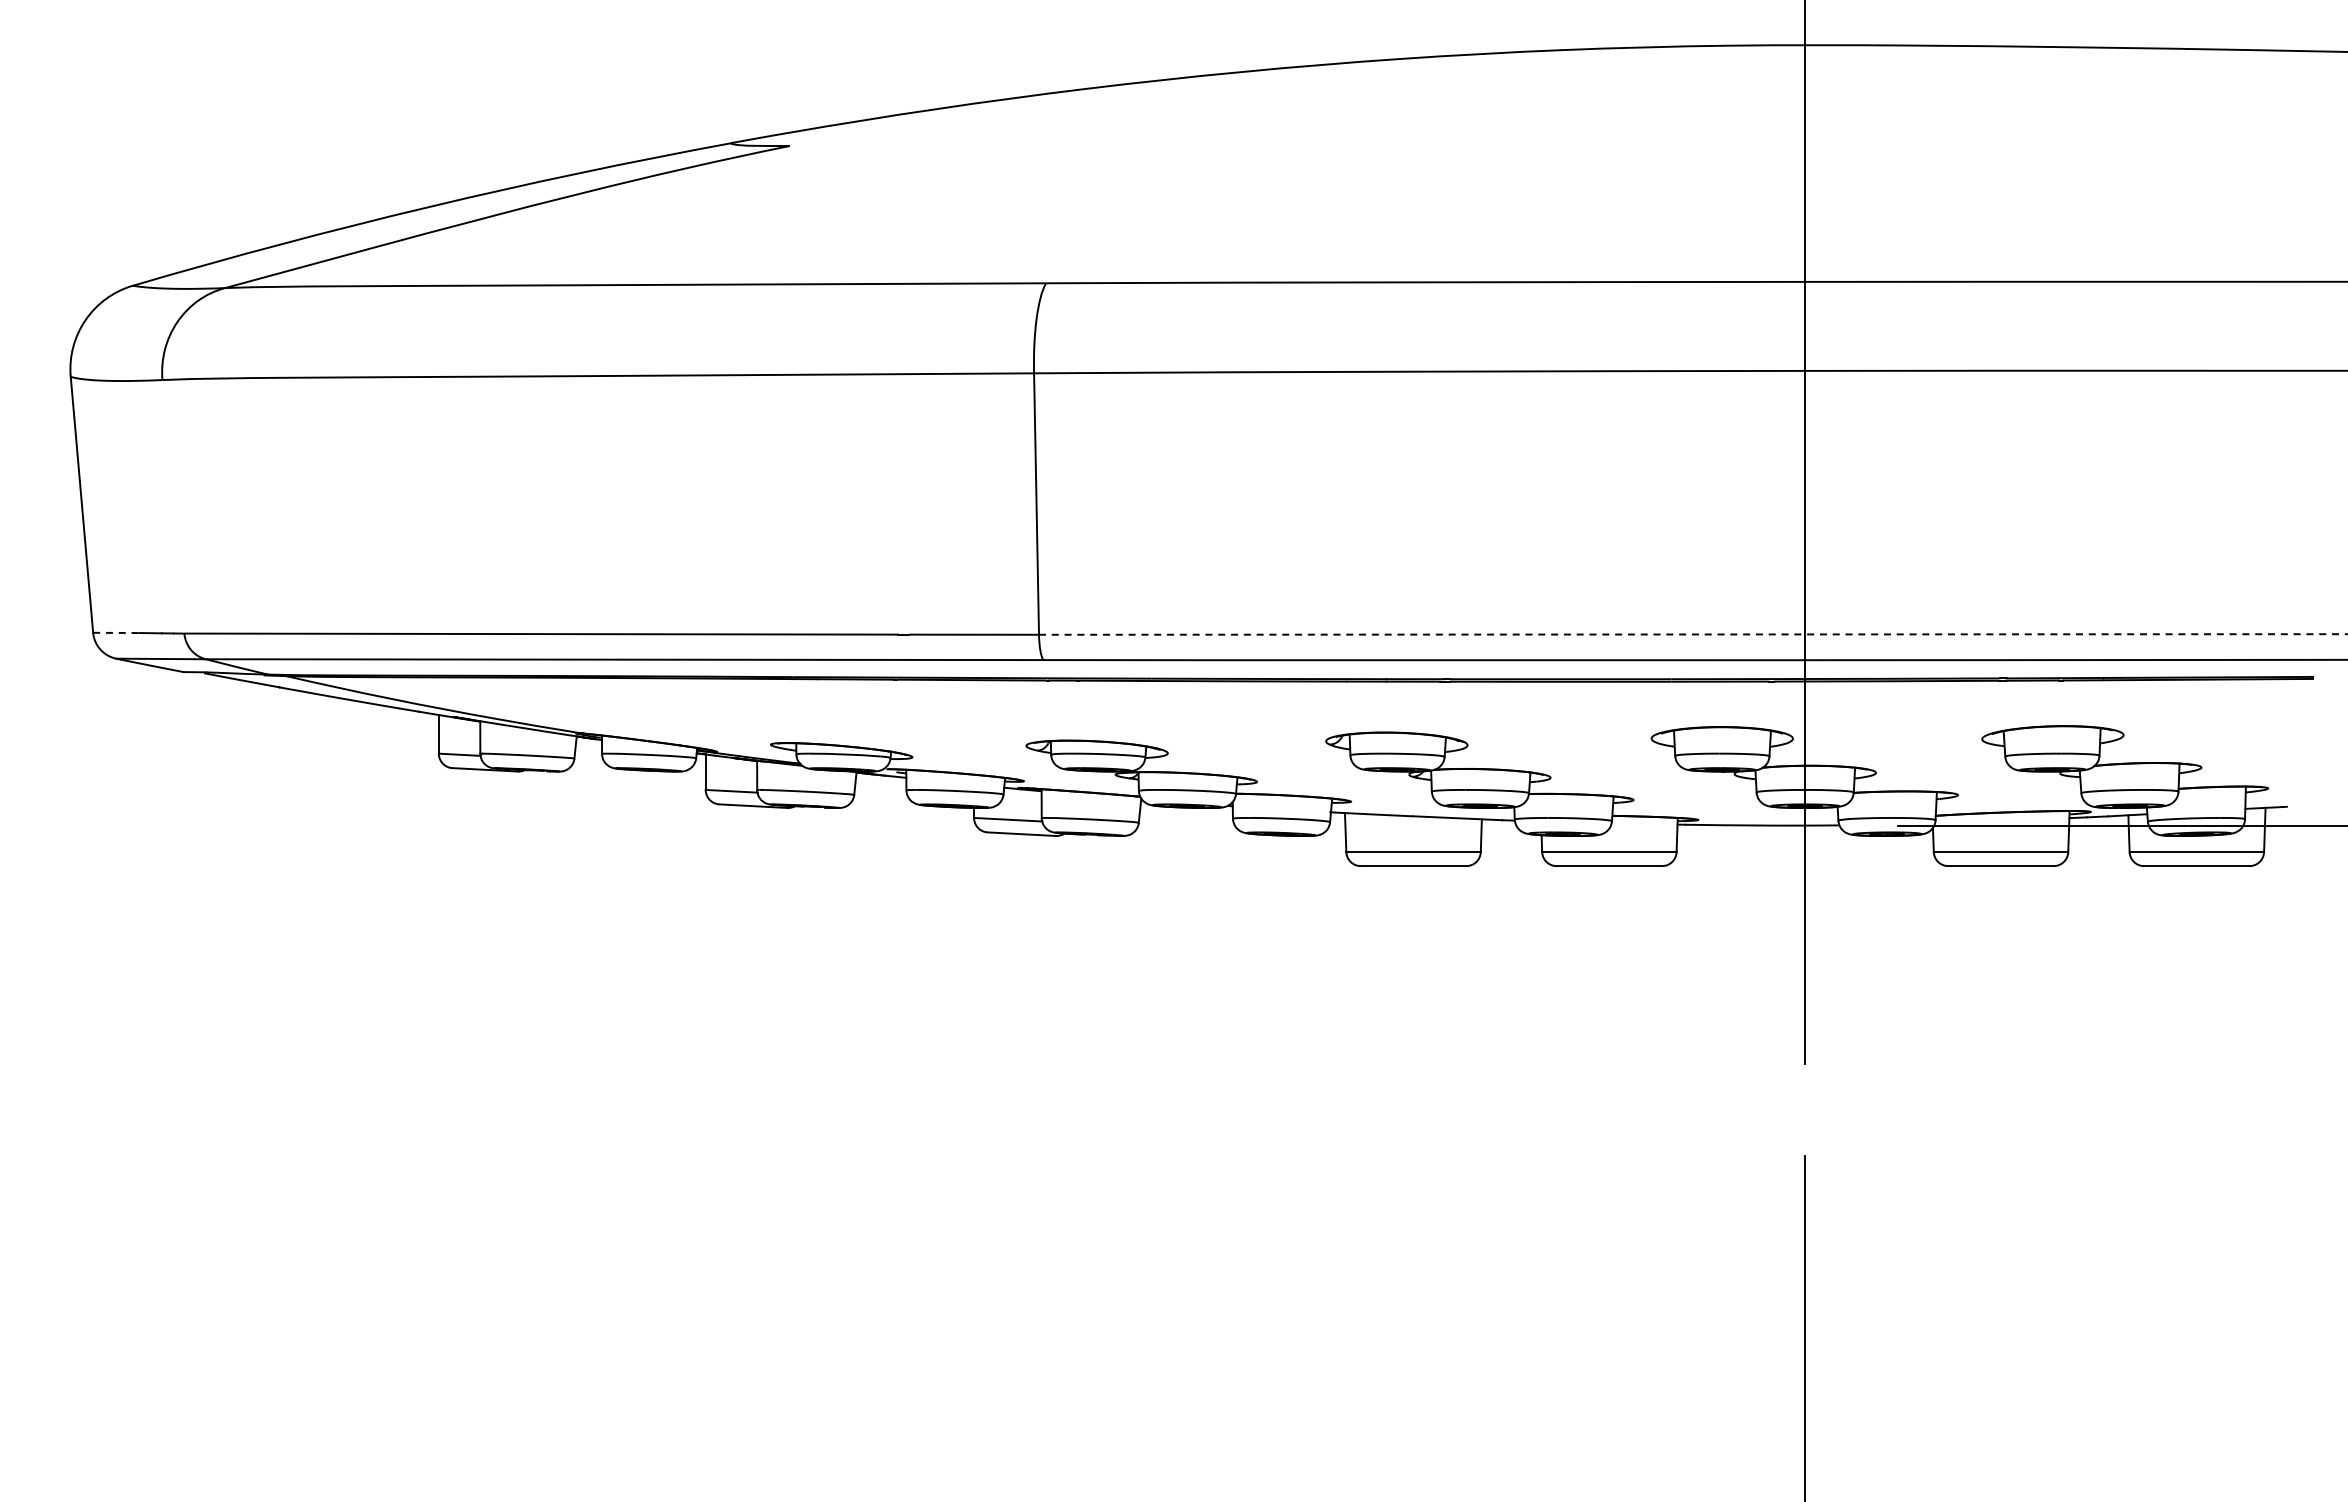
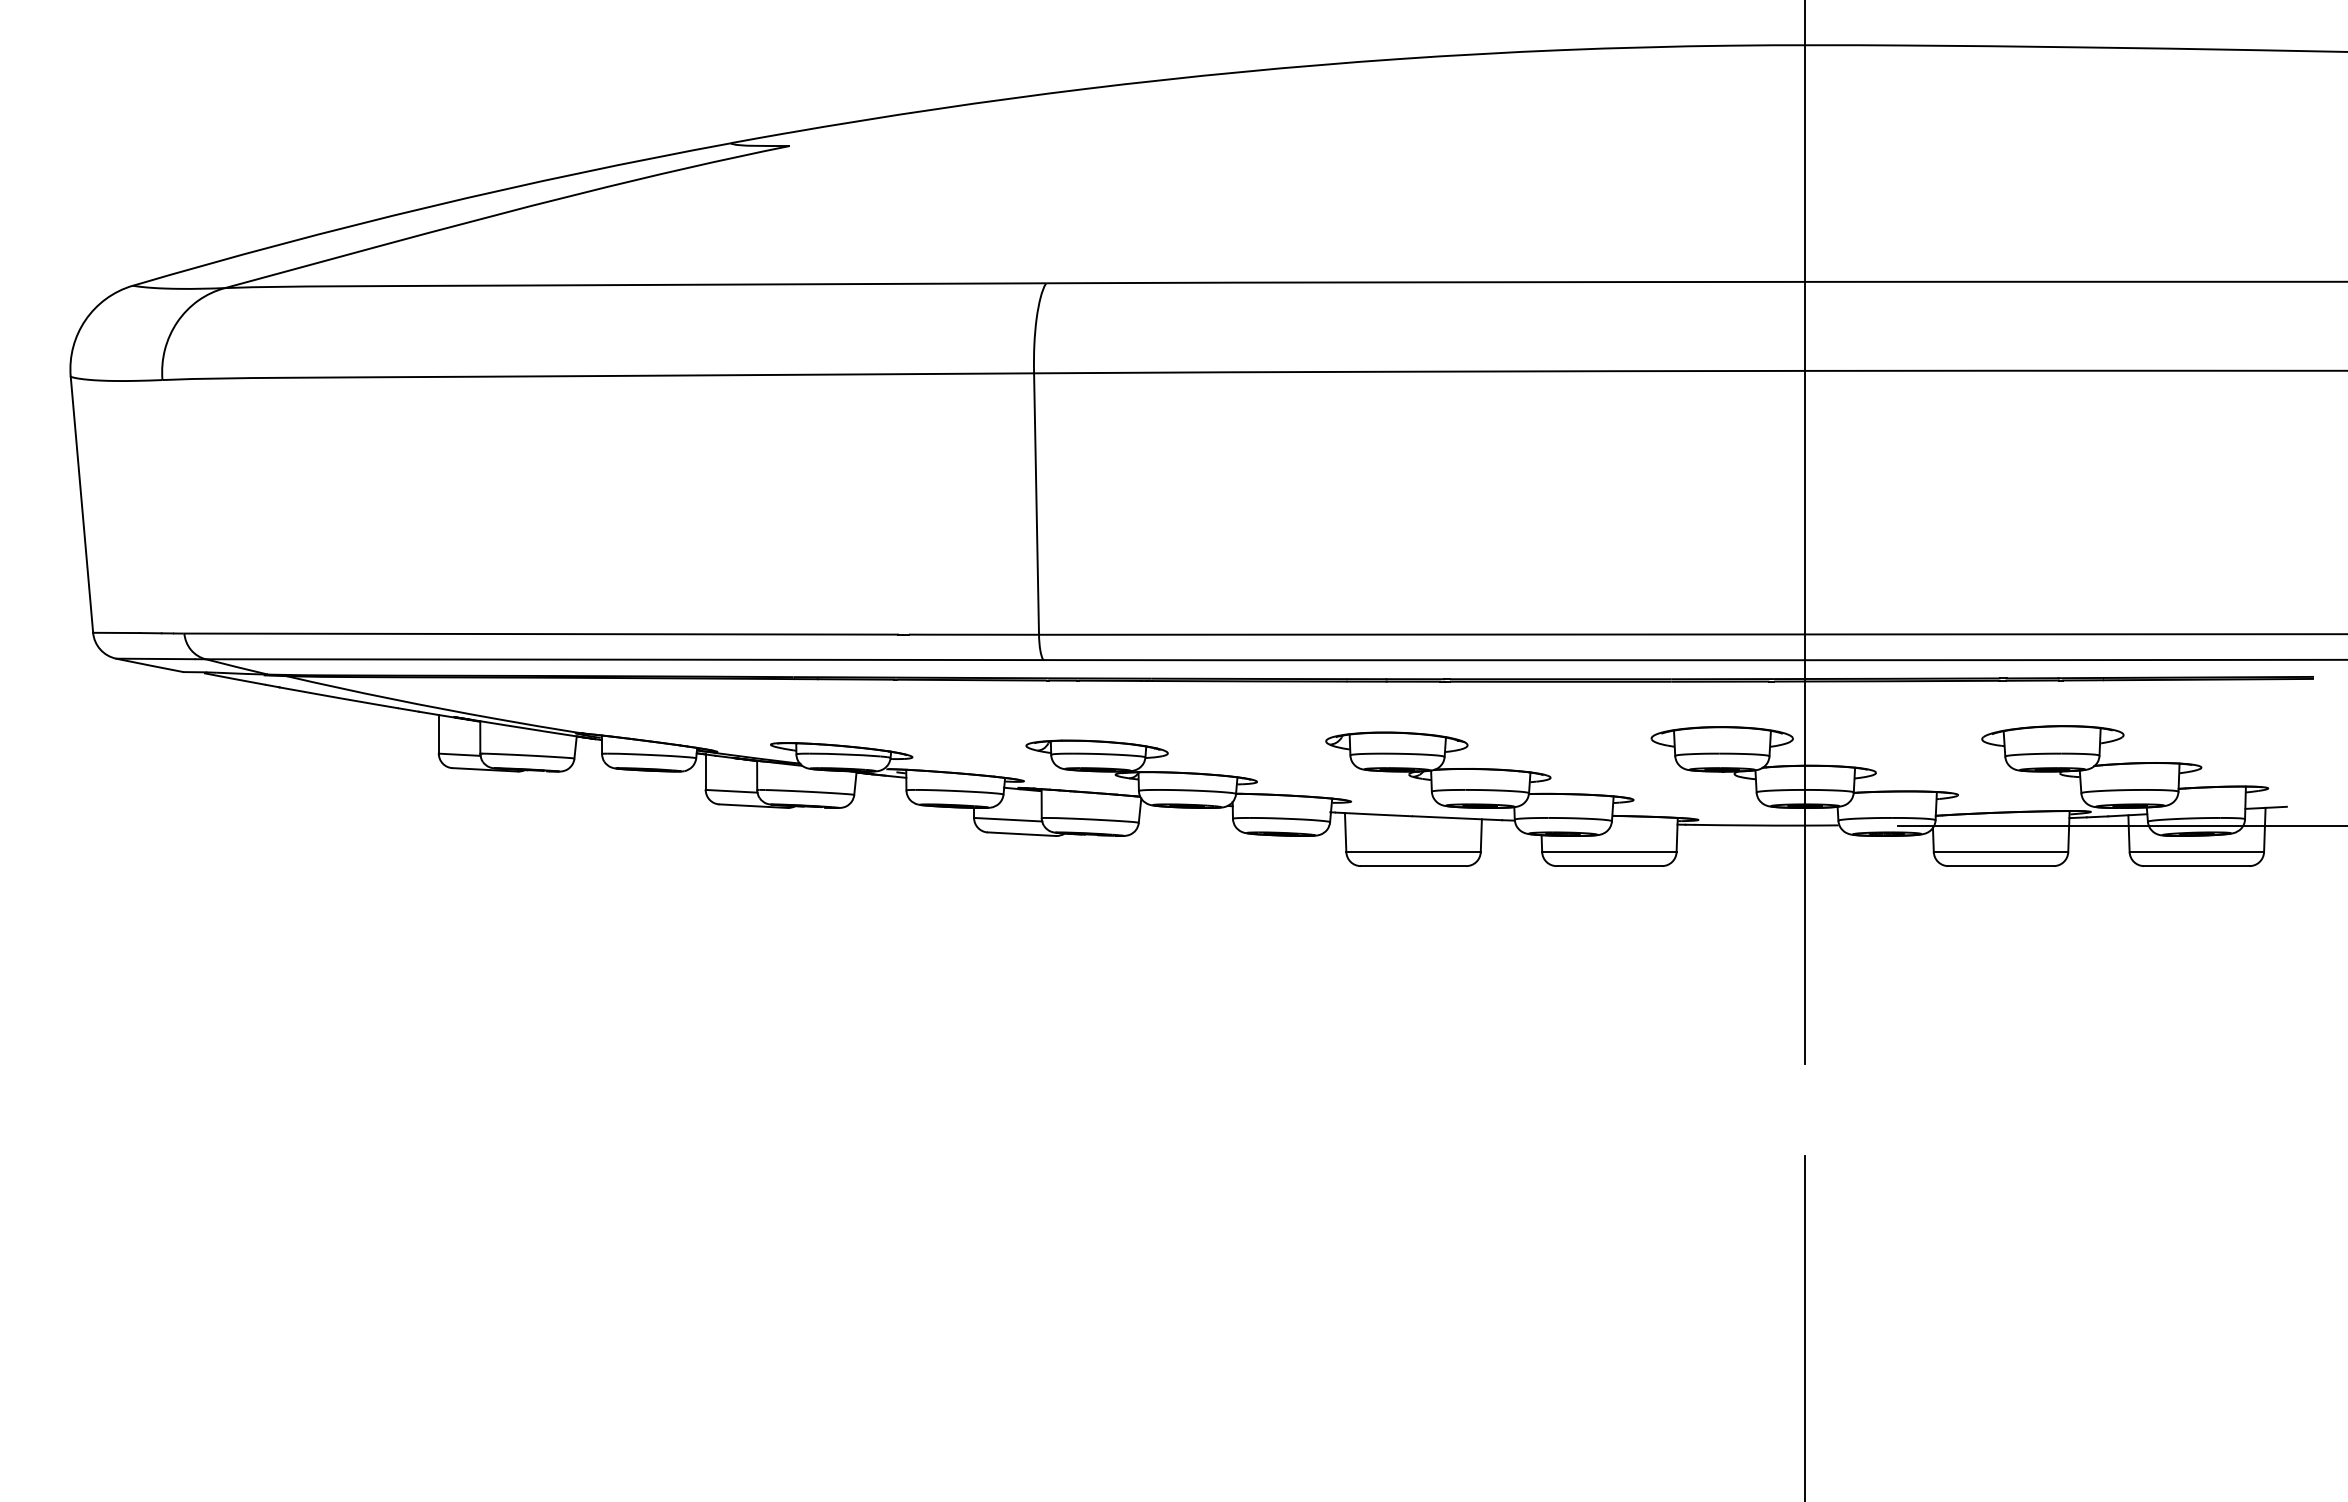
line: dashed -> solid (116, 632)
line: dashed -> solid (1693, 634)
